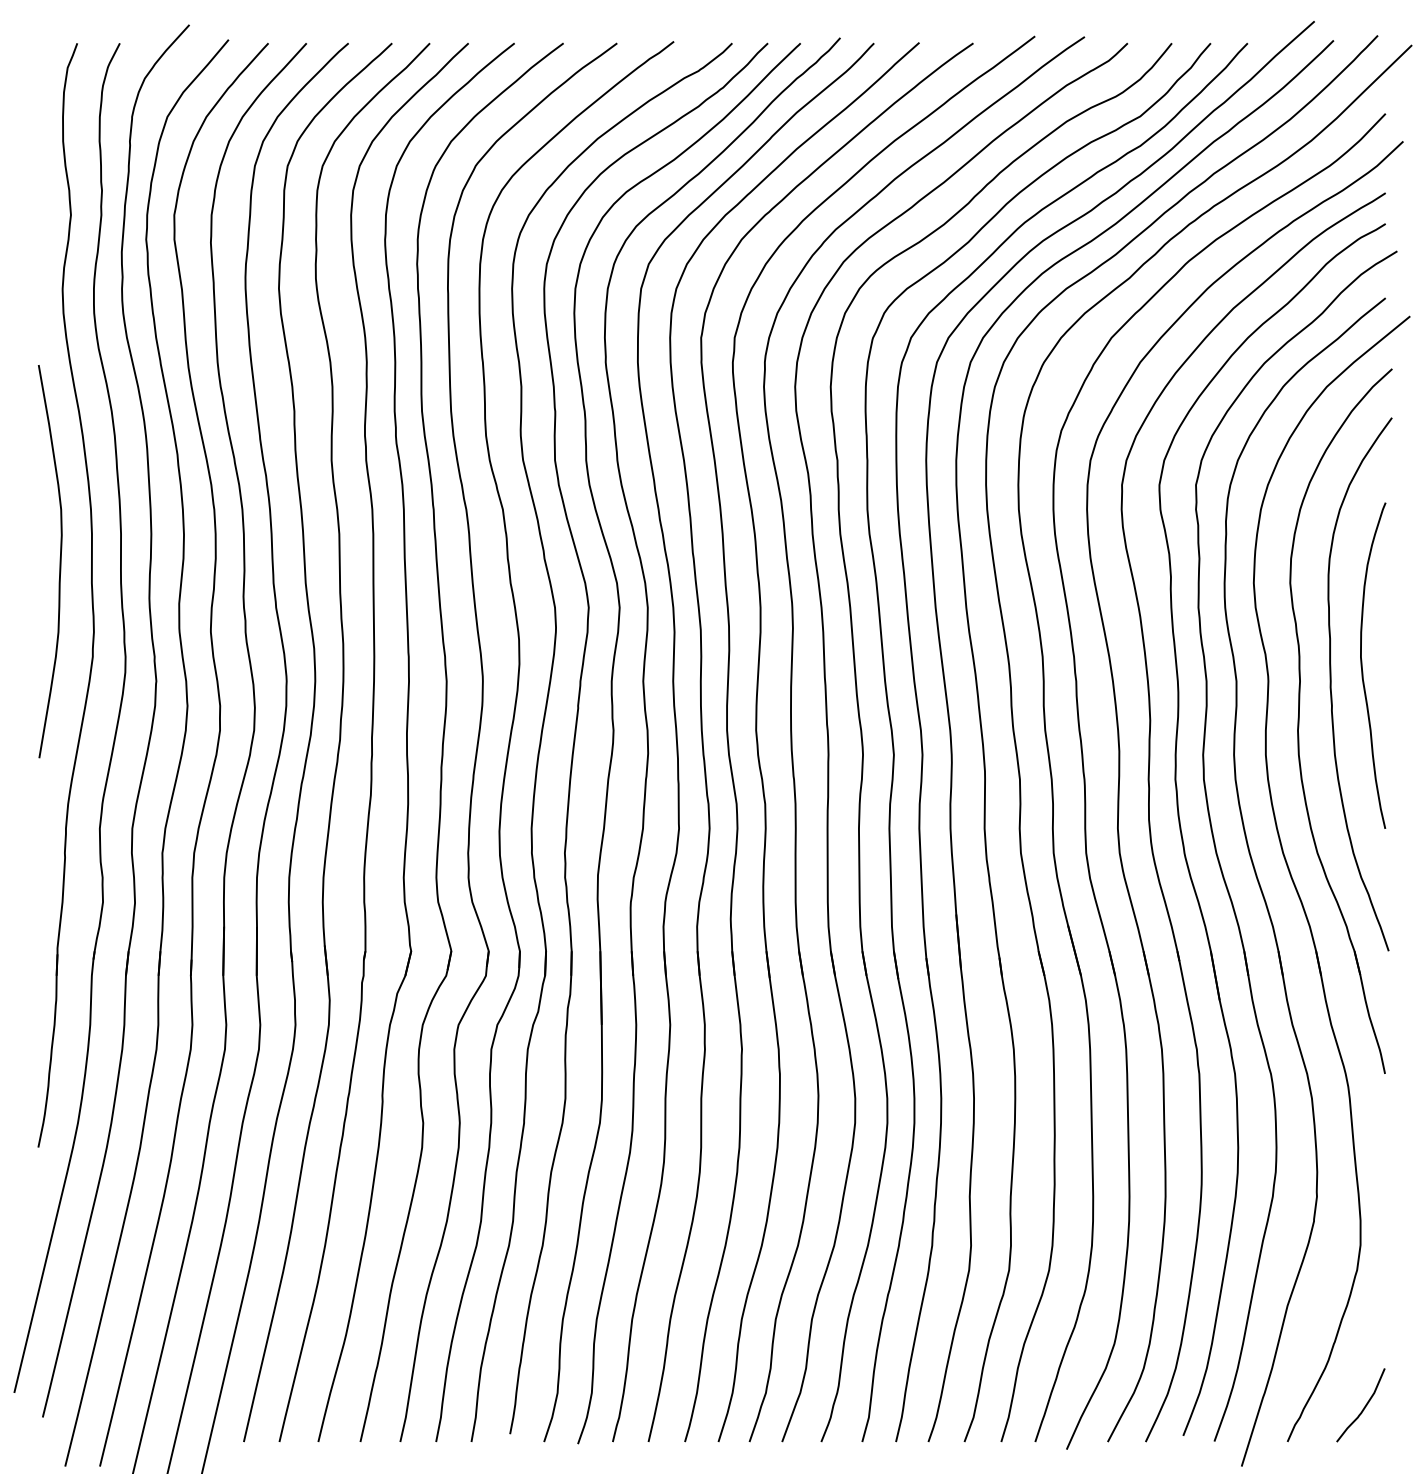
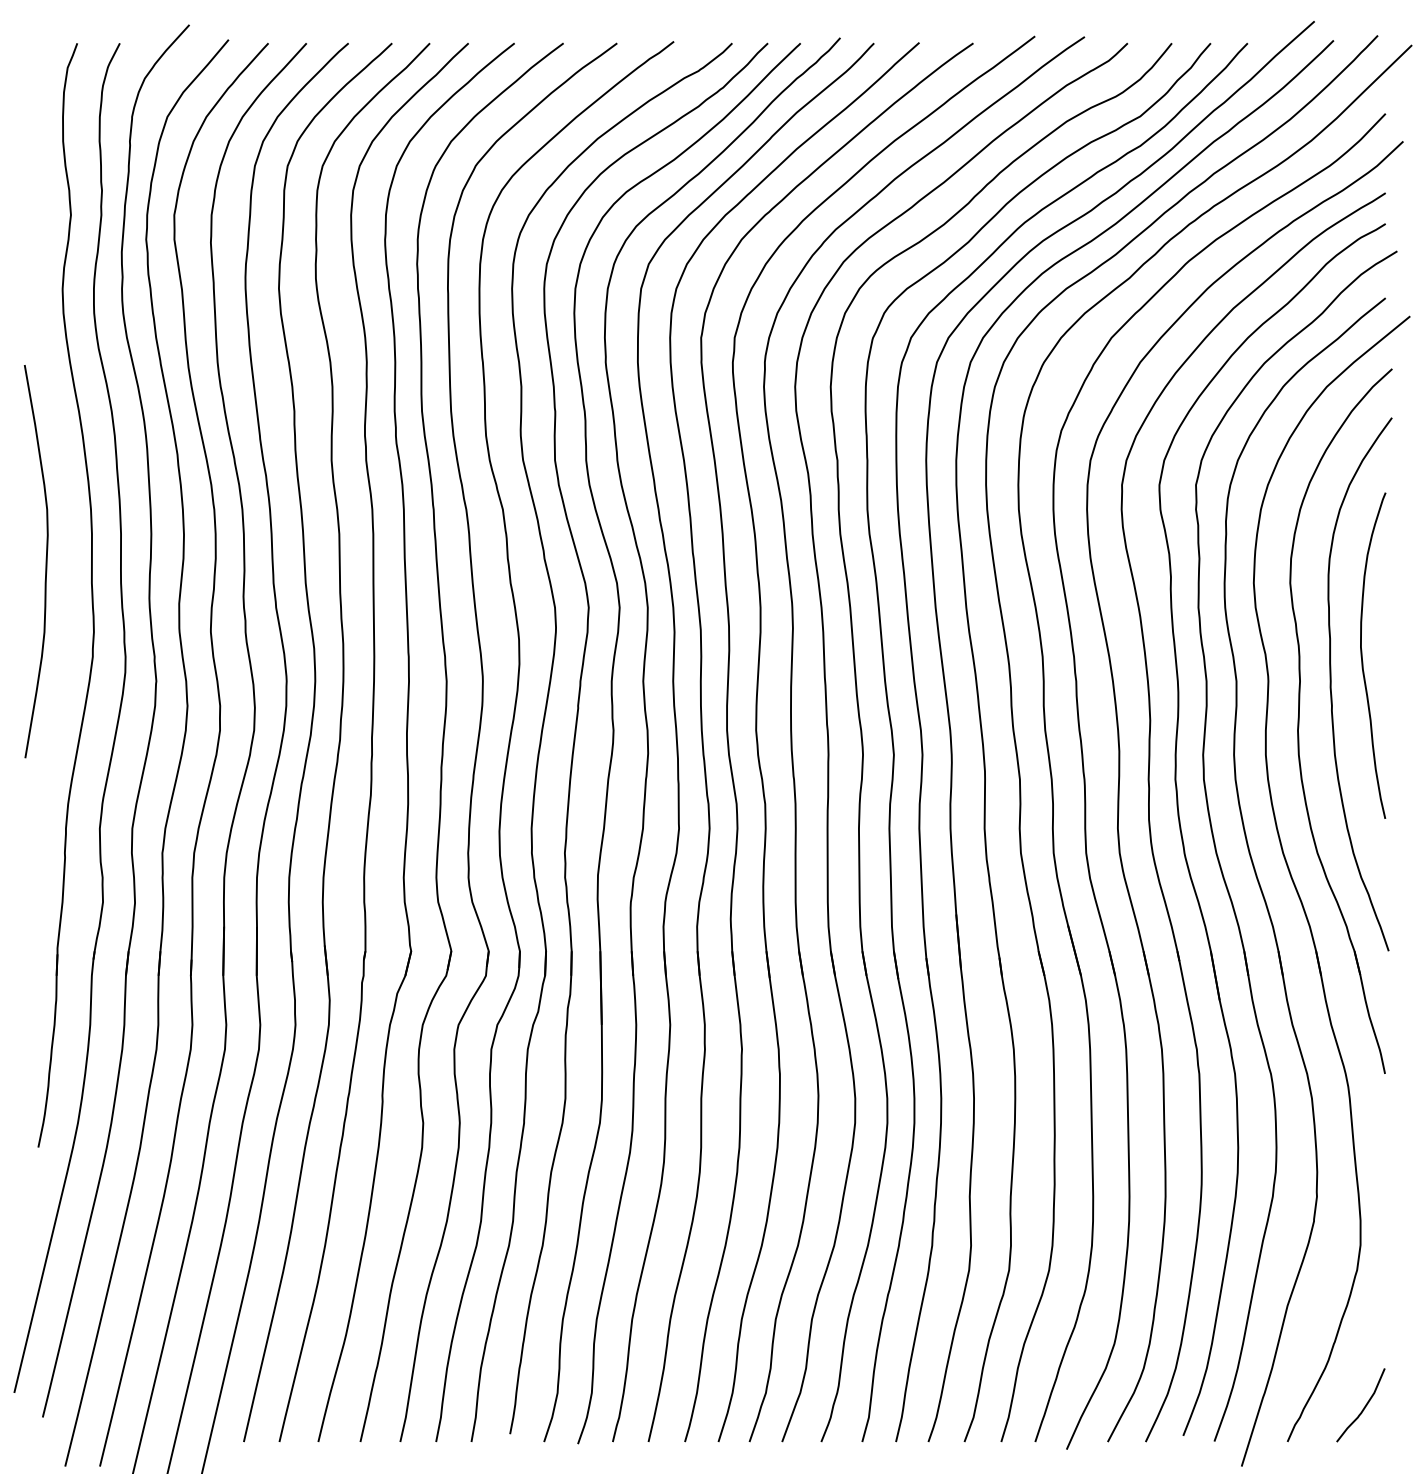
curve position: (59, 561) -> (45, 561) (45, 561)
curve position: (1362, 665) -> (1362, 655) (1362, 655)
